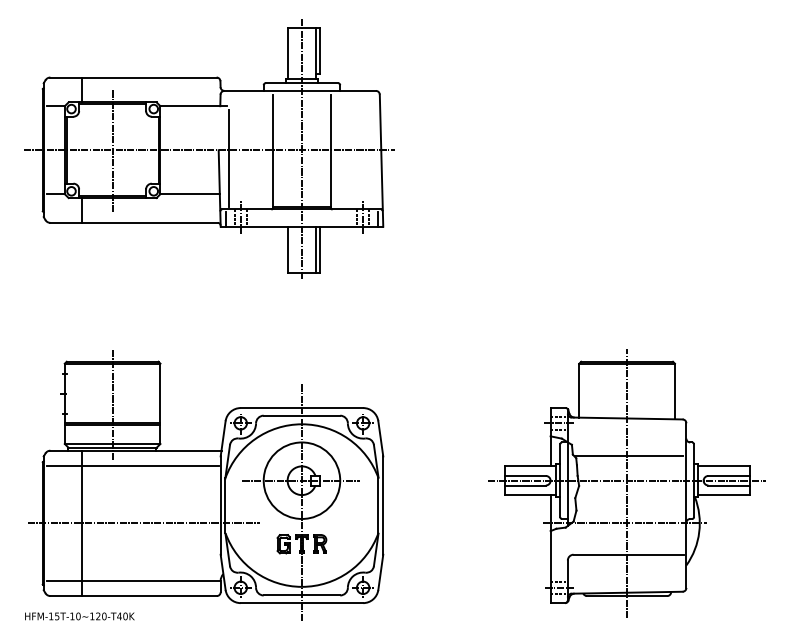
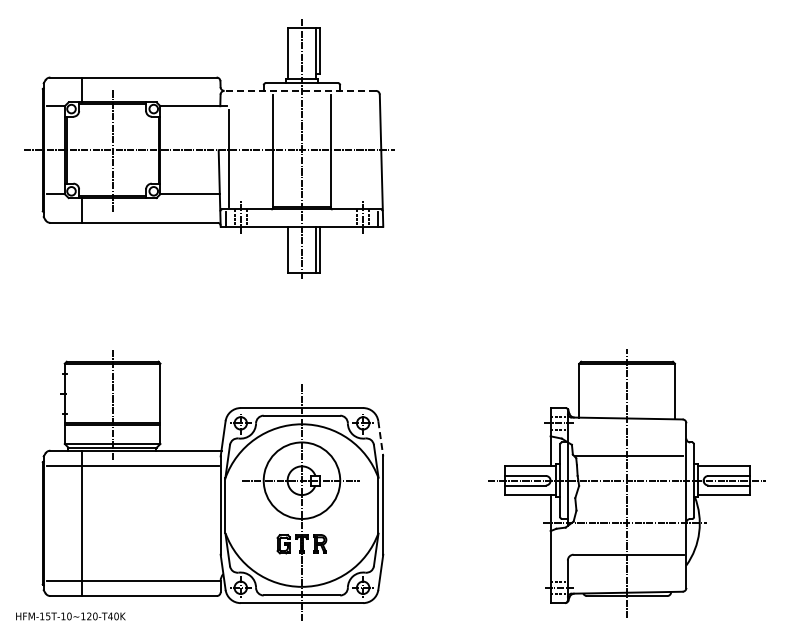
line: solid -> dashed (300, 90)
line: solid -> dashed (380, 438)
line: present -> none (143, 523)
text position: (79, 616) -> (70, 616) (70, 616)
